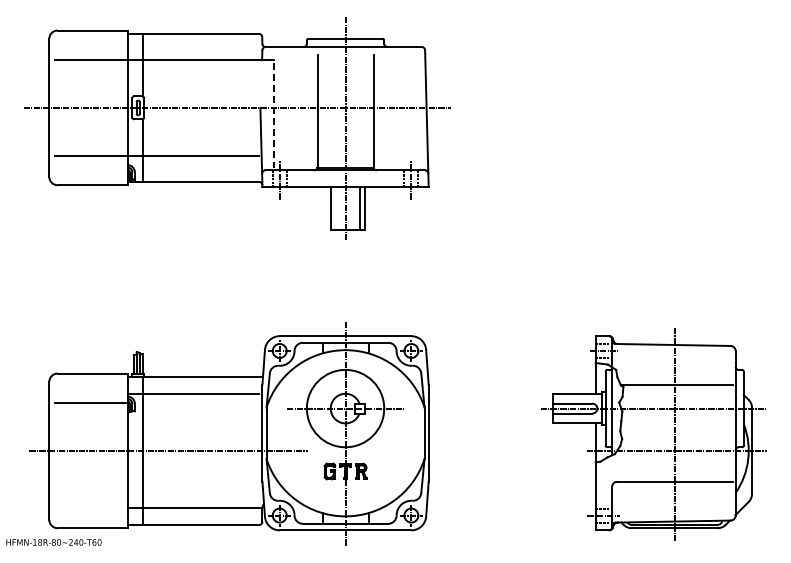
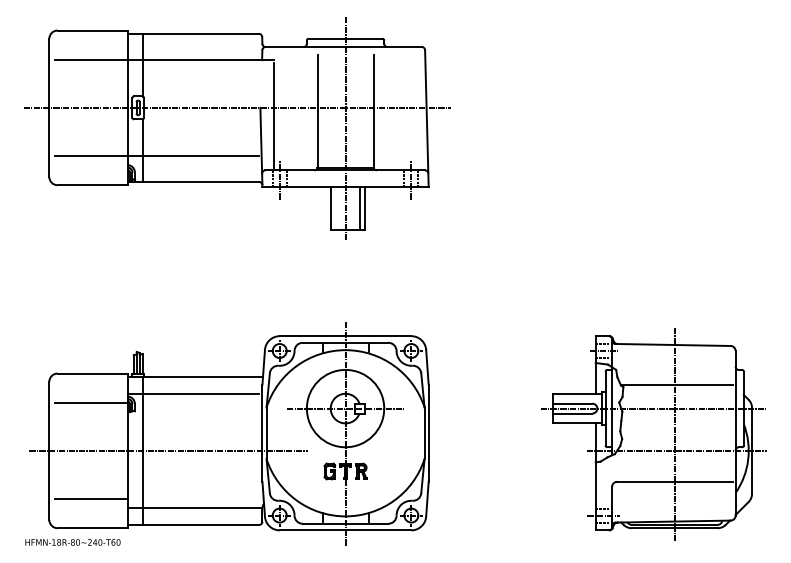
line: dashed -> solid (273, 116)
line: none -> present (91, 498)
text position: (53, 542) -> (72, 542) (72, 542)
